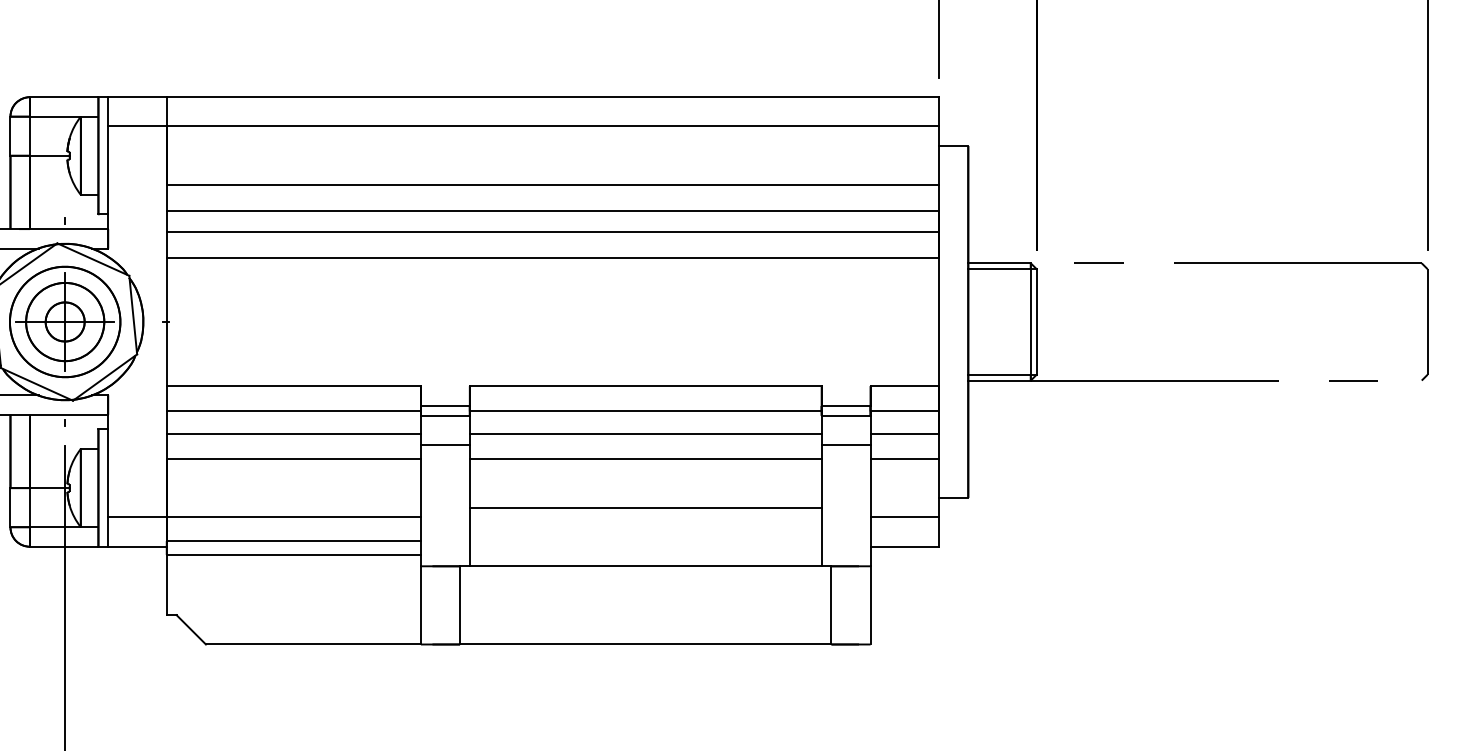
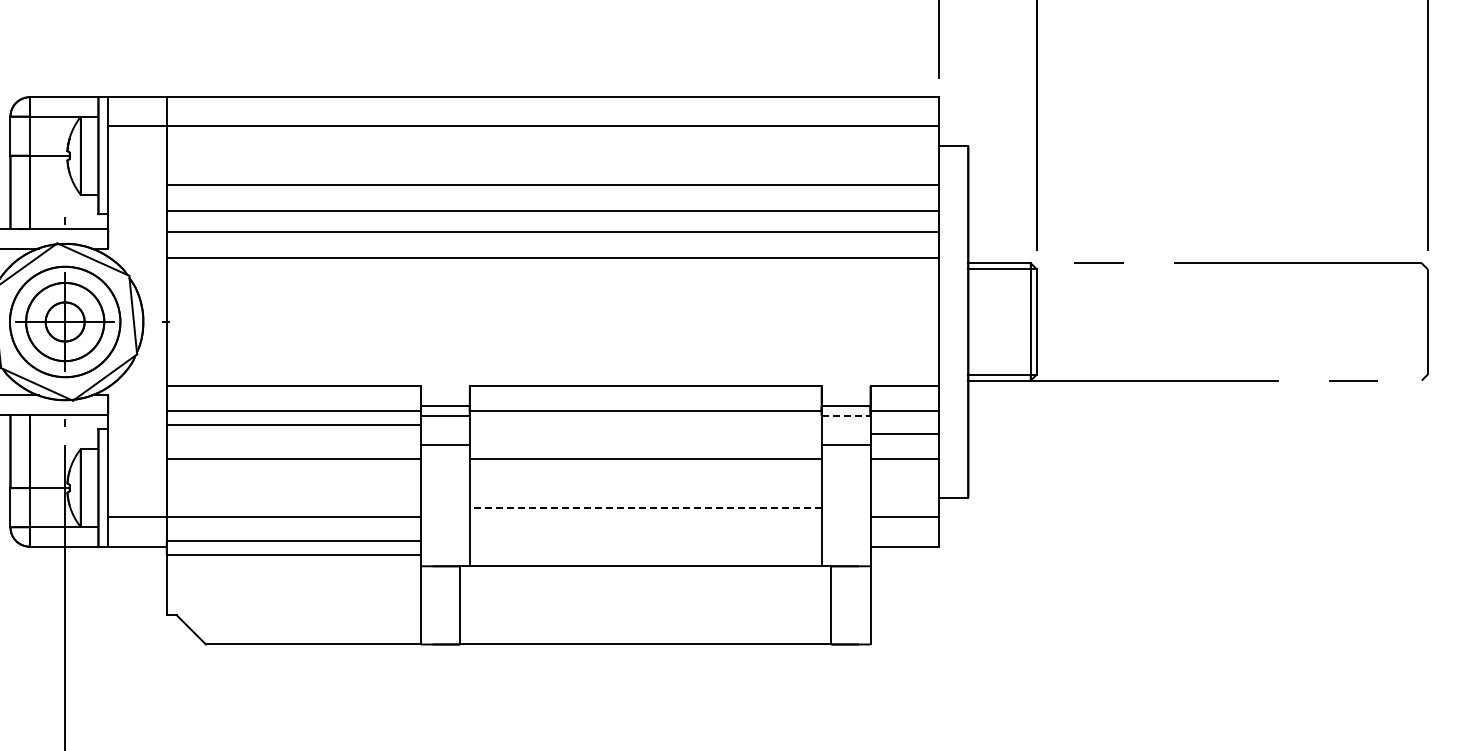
line: solid -> dashed (846, 415)
line position: (293, 433) -> (293, 424) (293, 424)
line: present -> none (645, 433)
line: solid -> dashed (645, 507)
